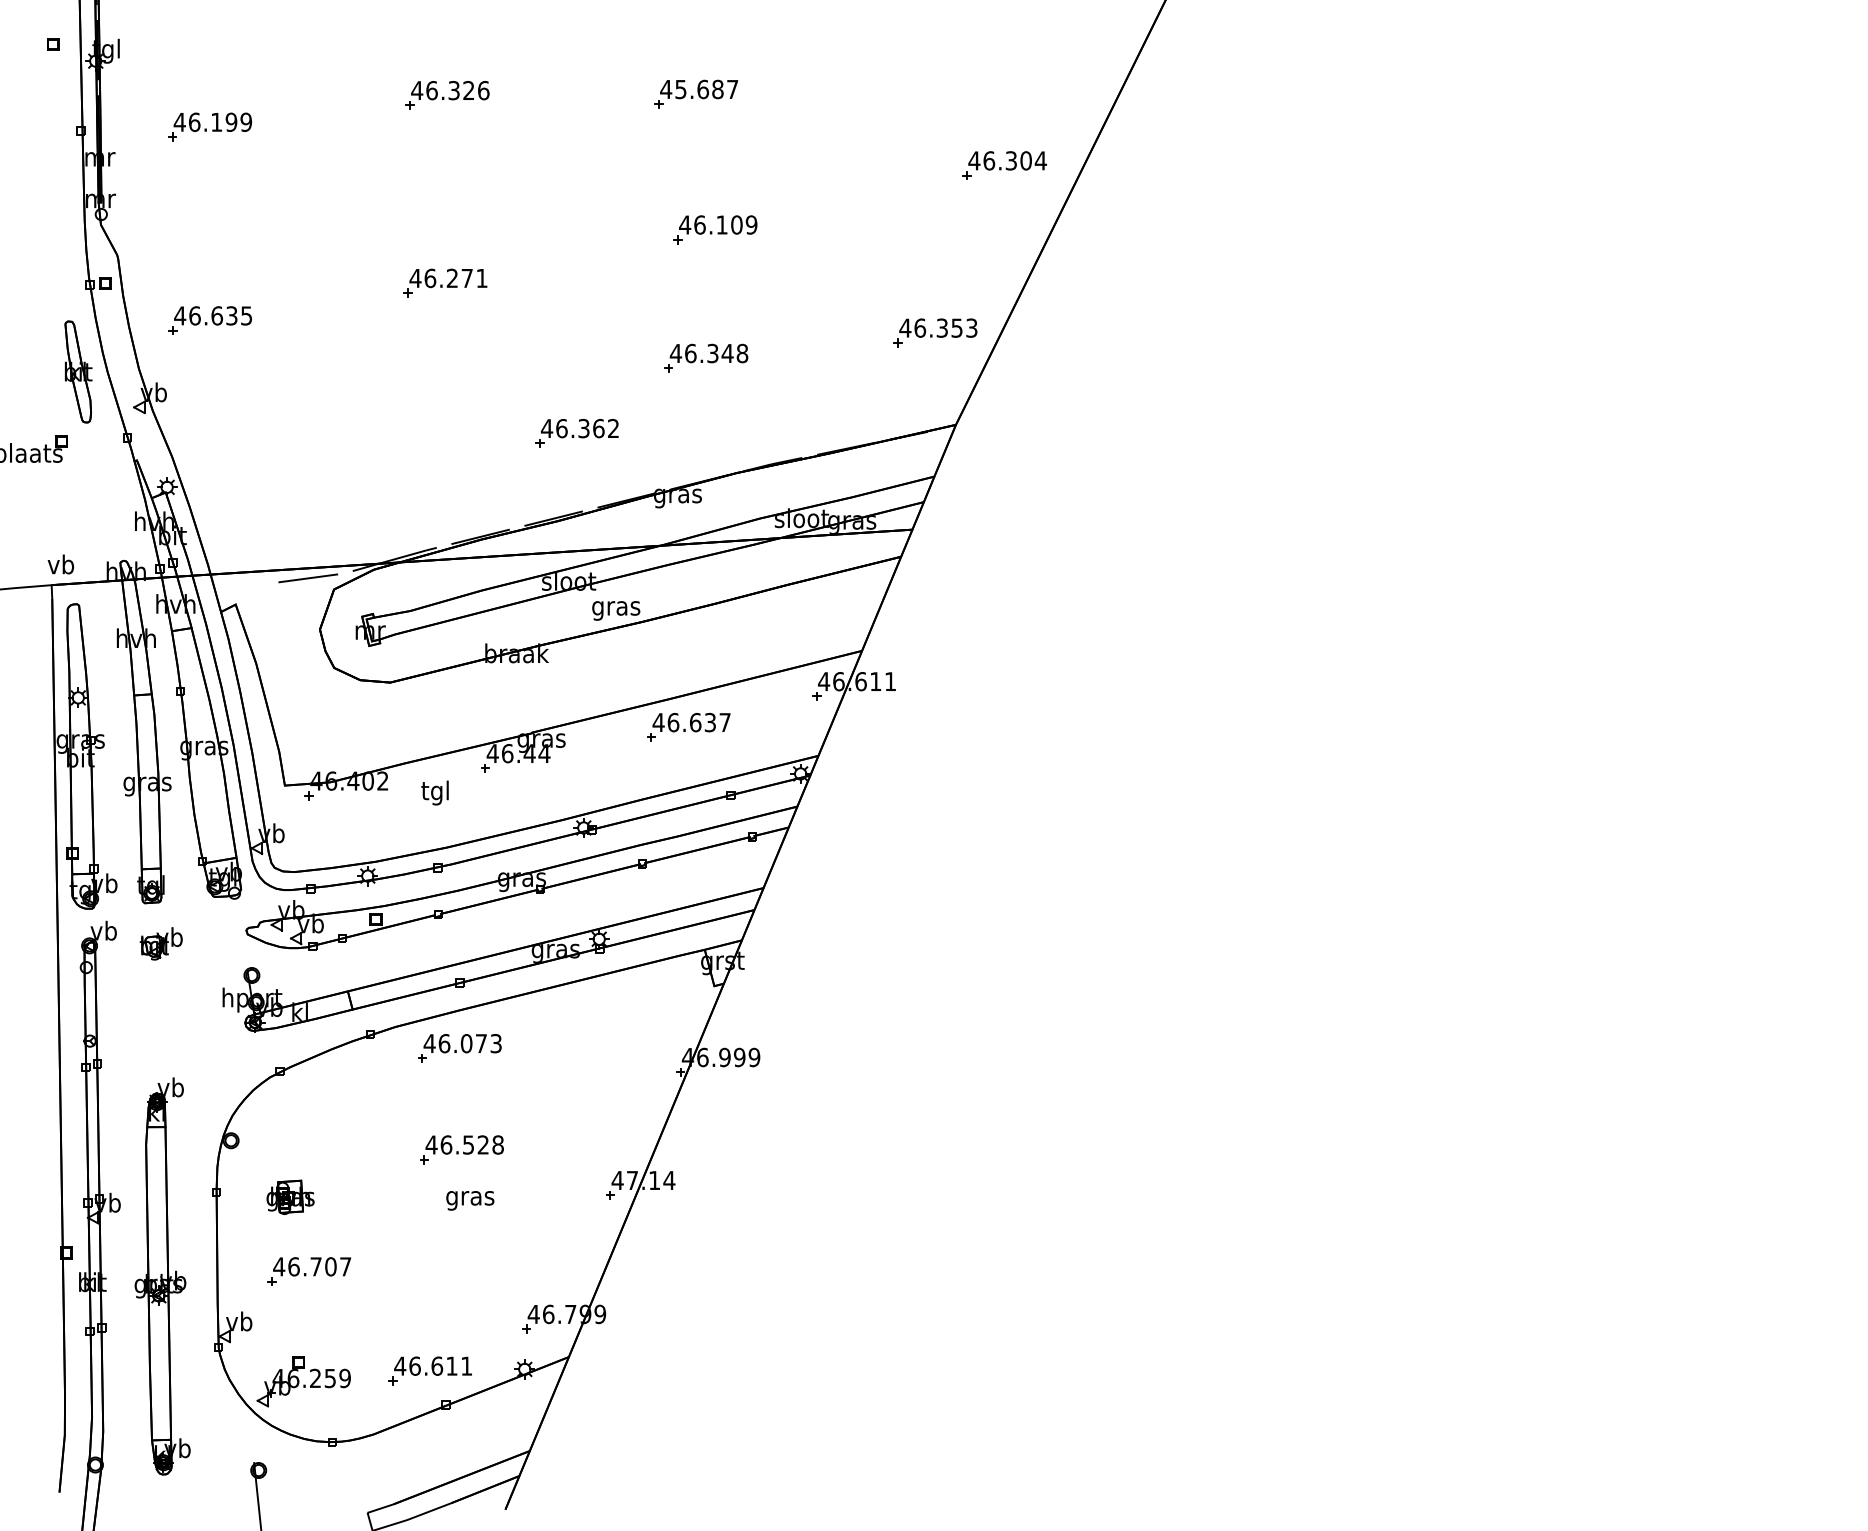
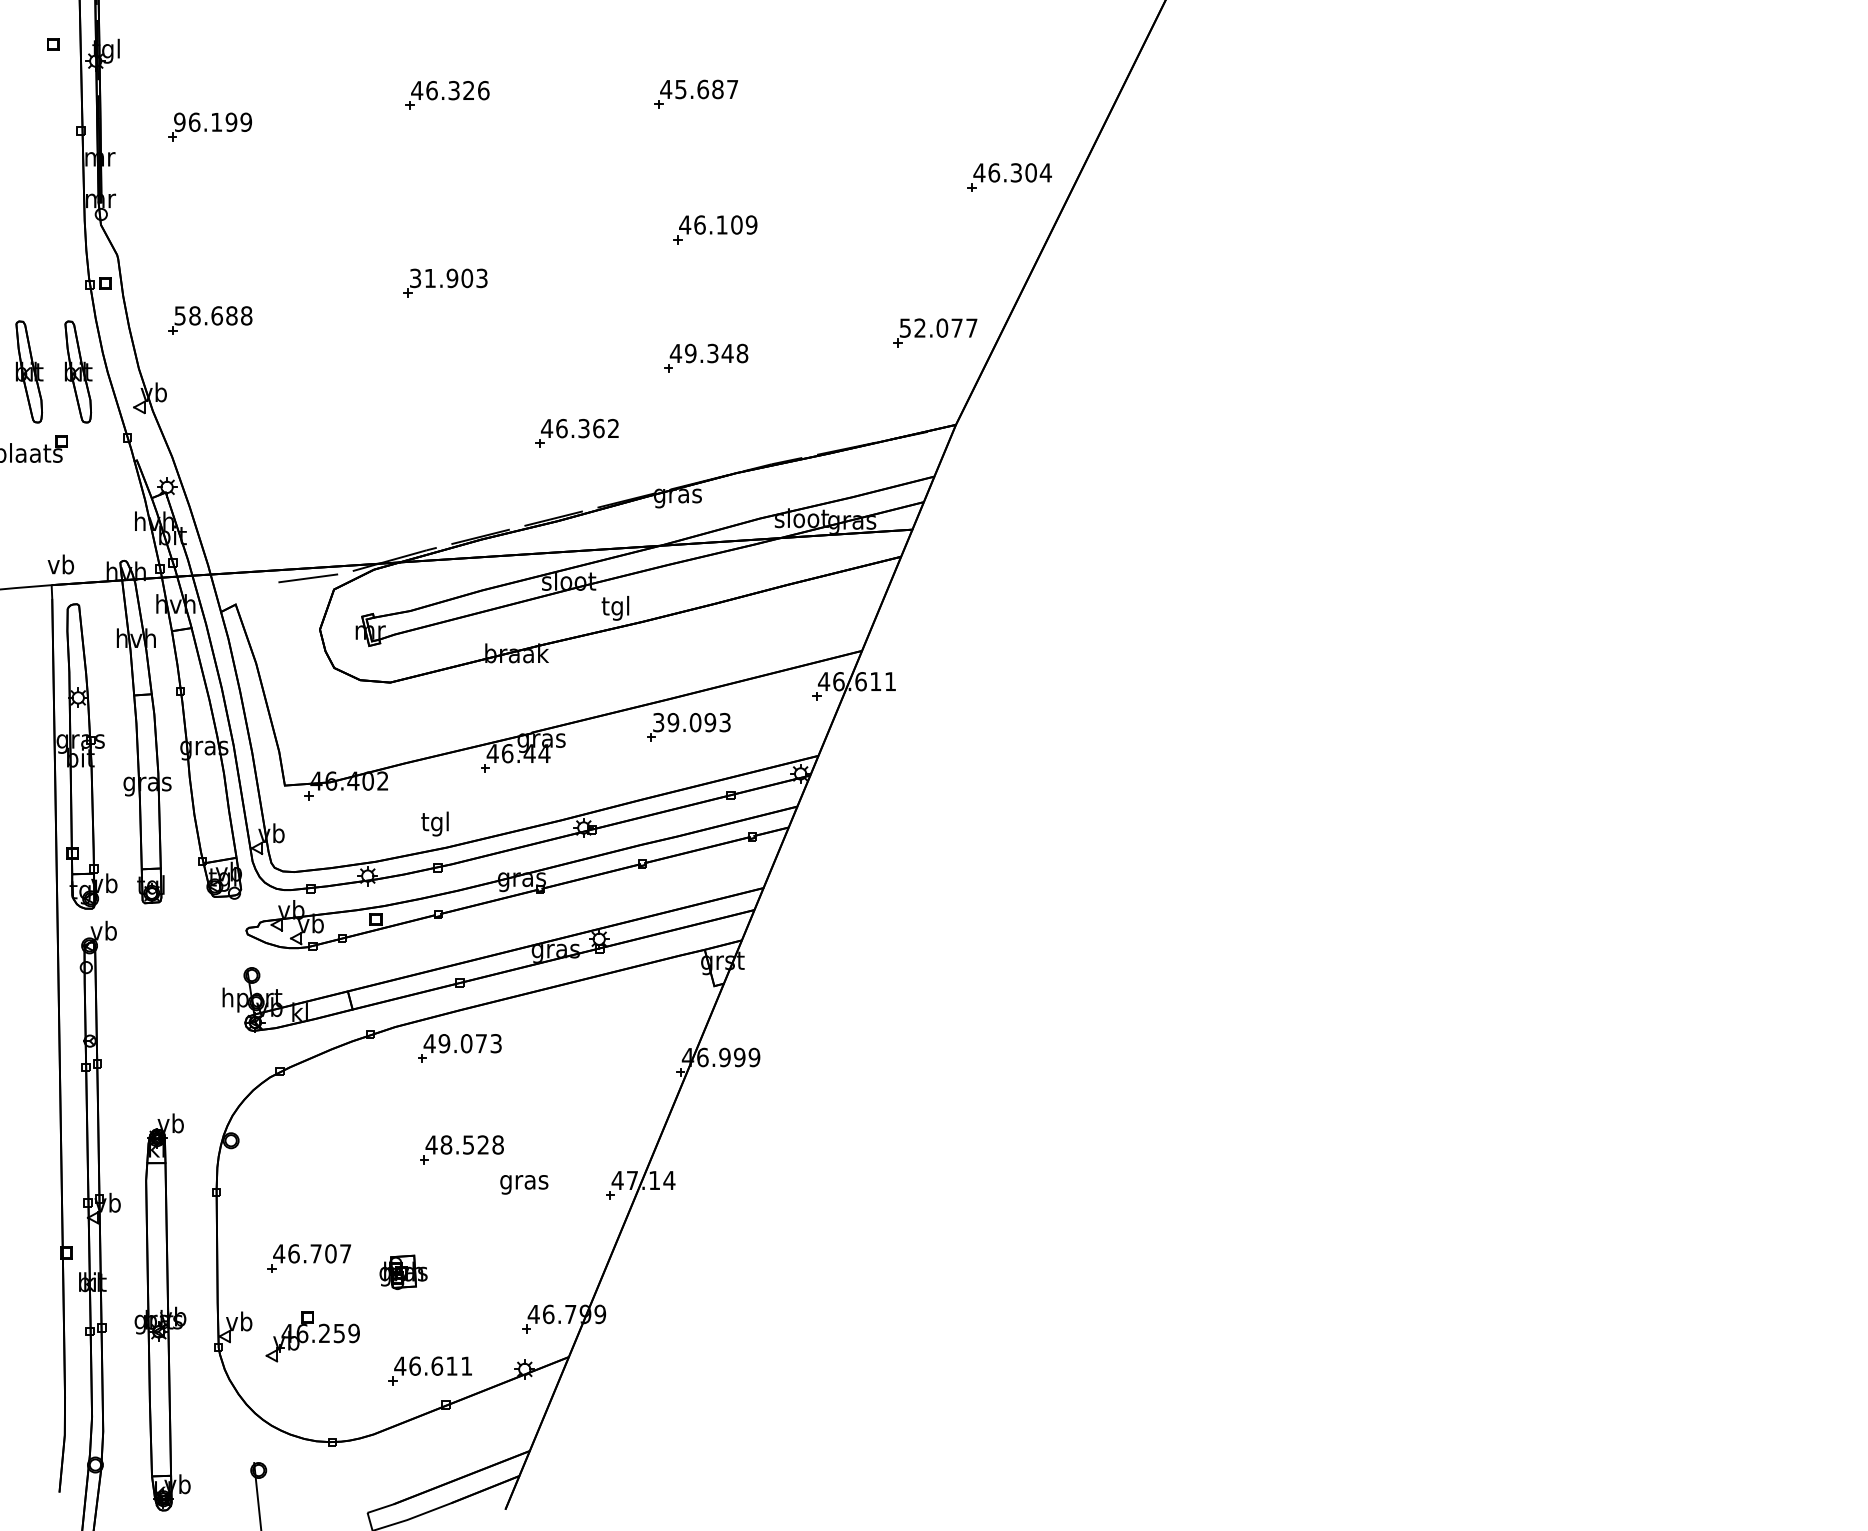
text: 46.199 -> 96.199 (179, 121)
part position: (1004, 165) -> (1009, 177) (1009, 177)
text: 46.271 -> 31.903 (448, 278)
text: 46.635 -> 58.688 (213, 315)
text: 46.353 -> 52.077 (938, 327)
text: 46.348 -> 49.348 (690, 353)
part: none -> present (29, 371)
text: gras -> tgl (616, 607)
text: 46.637 -> 39.093 (691, 722)
text position: (434, 792) -> (434, 823) (434, 823)
part: present -> none (160, 943)
text: 46.073 -> 49.073 (444, 1043)
text: 46.528 -> 48.528 (446, 1144)
part position: (290, 1196) -> (403, 1271) (403, 1271)
text position: (470, 1200) -> (524, 1184) (524, 1184)
part position: (308, 1271) -> (308, 1258) (308, 1258)
part position: (162, 1276) -> (162, 1312) (162, 1312)
part position: (303, 1381) -> (312, 1336) (312, 1336)
